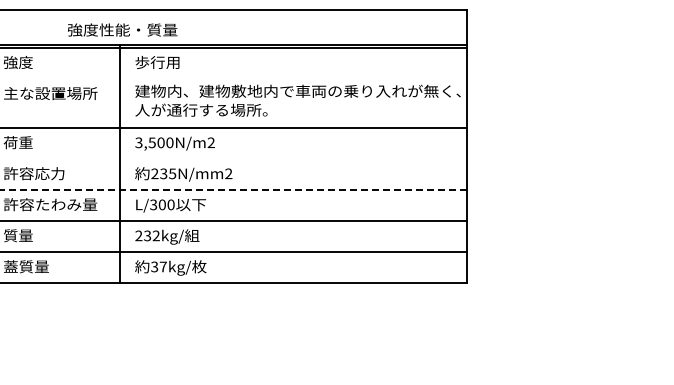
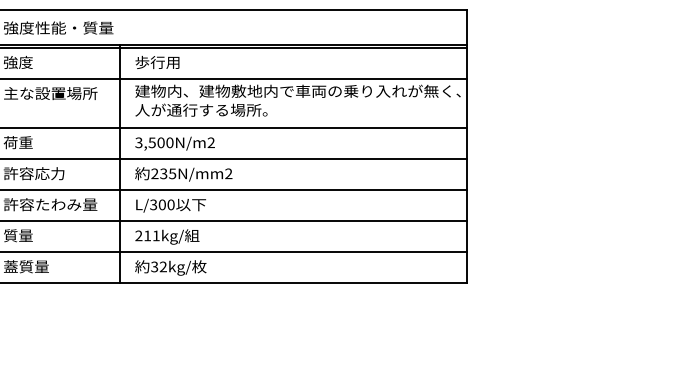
text position: (122, 29) -> (58, 27) (58, 27)
line: none -> present (234, 79)
line: none -> present (234, 158)
line: dashed -> solid (233, 189)
text: 232kg/ -> 211kg/ (151, 235)
text: 37kg/ -> 32kg/ (162, 266)
